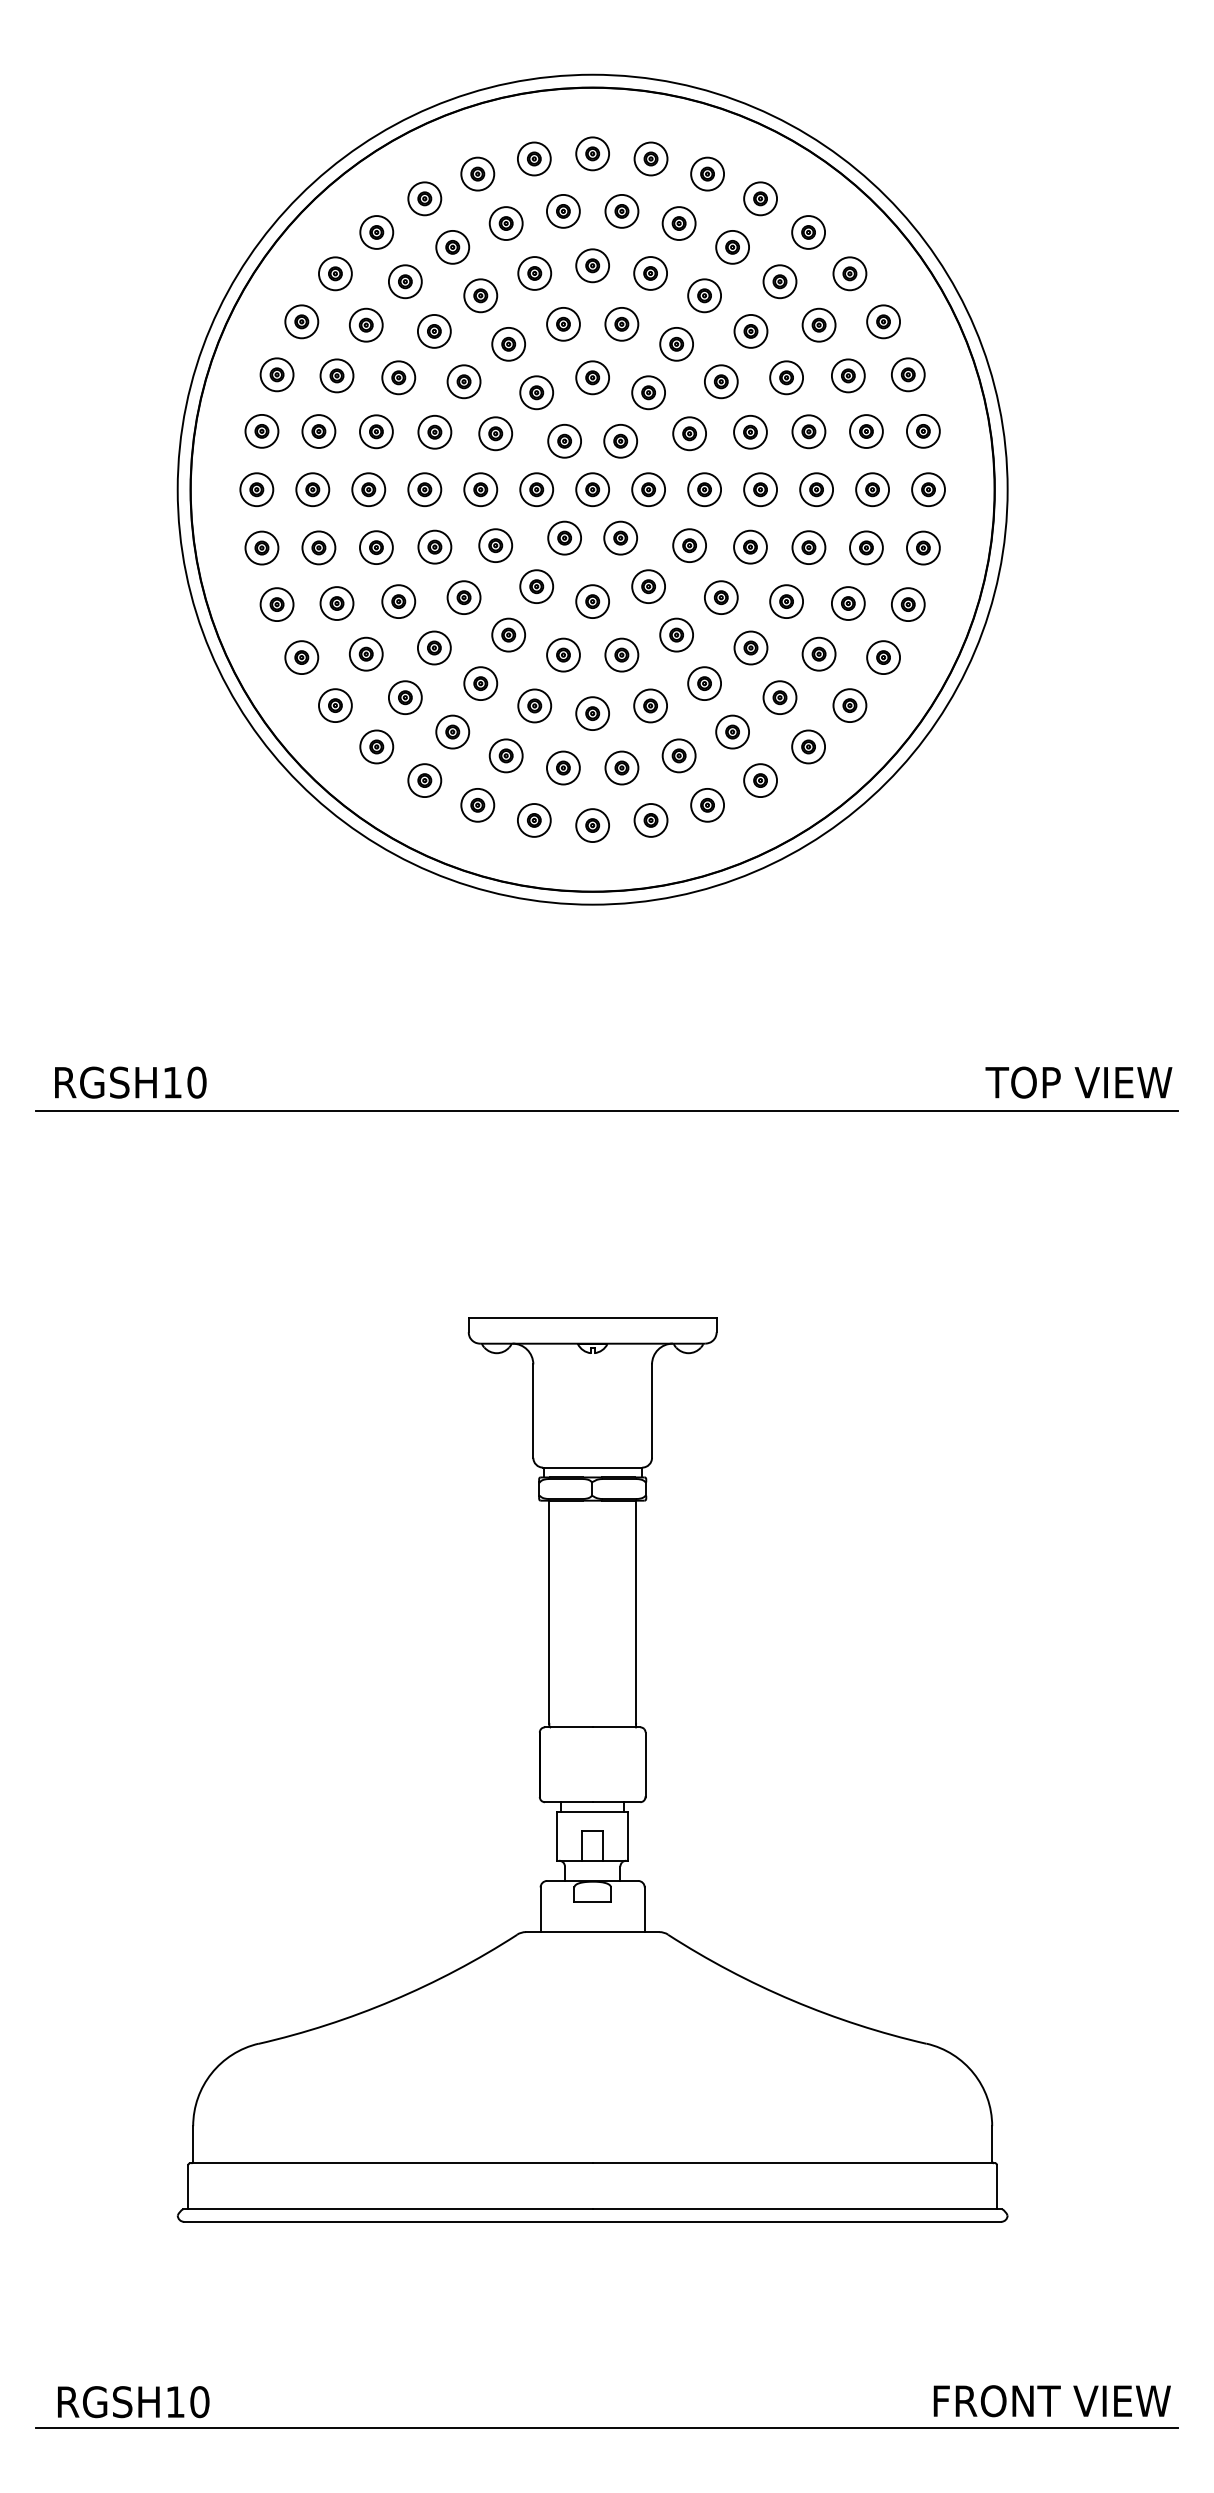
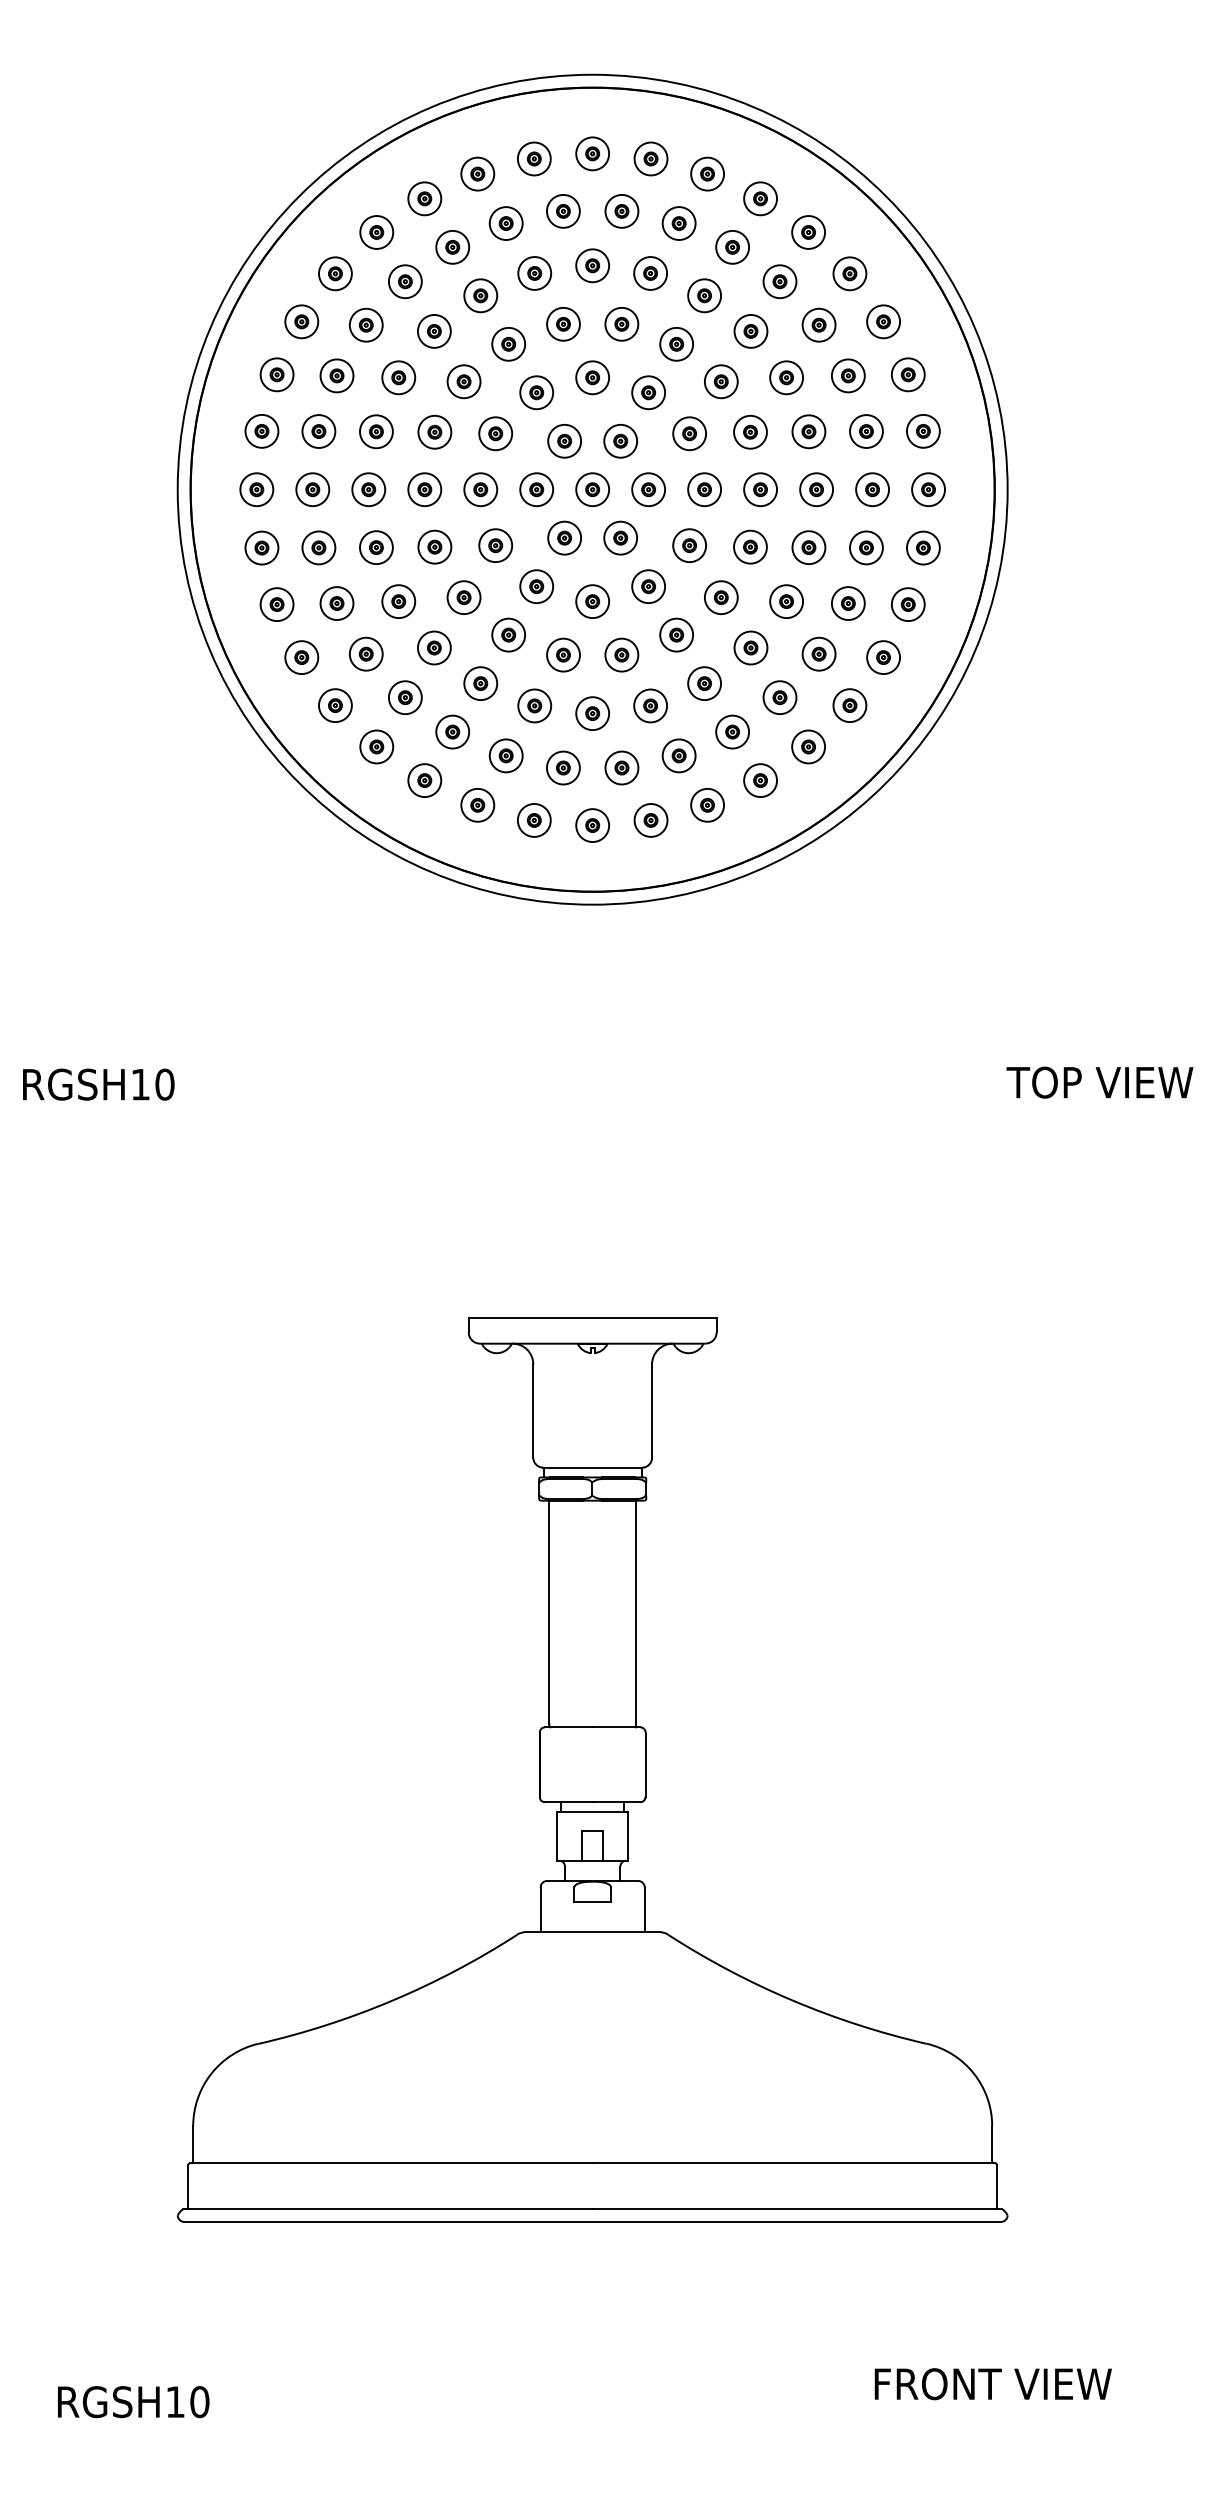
text position: (130, 1082) -> (98, 1084) (98, 1084)
text position: (1078, 1082) -> (1099, 1082) (1099, 1082)
line: present -> none (606, 1111)
text position: (1051, 2401) -> (992, 2384) (992, 2384)
line: present -> none (606, 2428)
